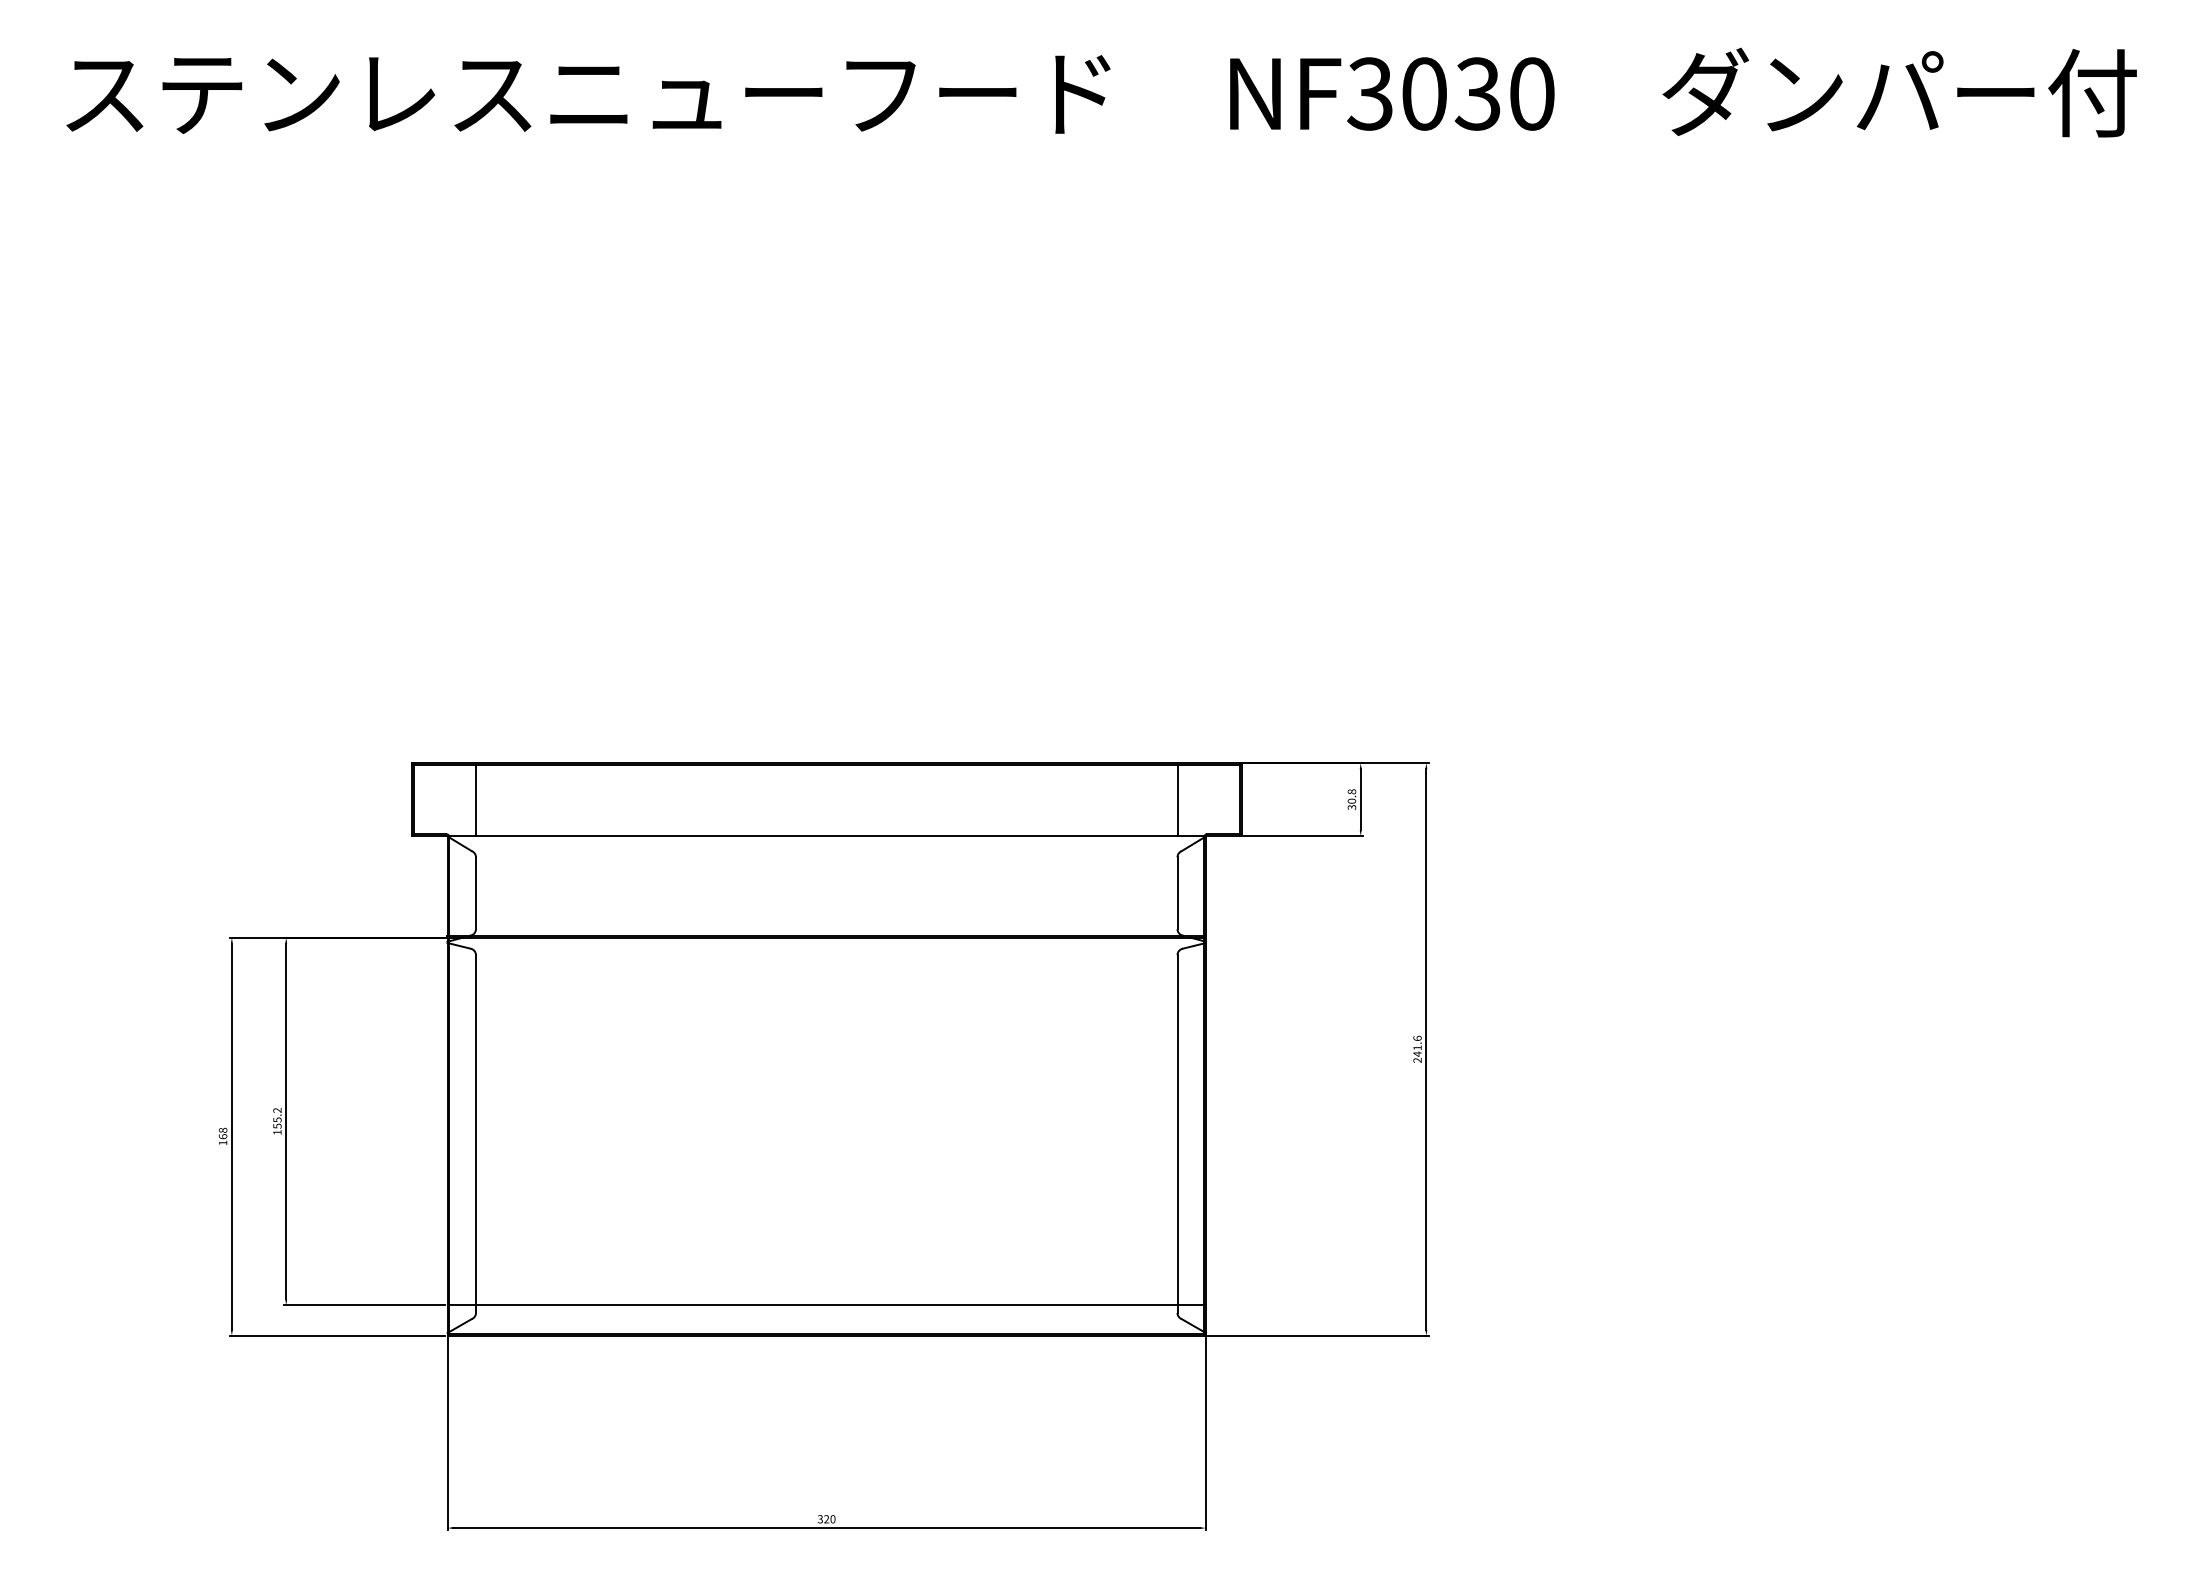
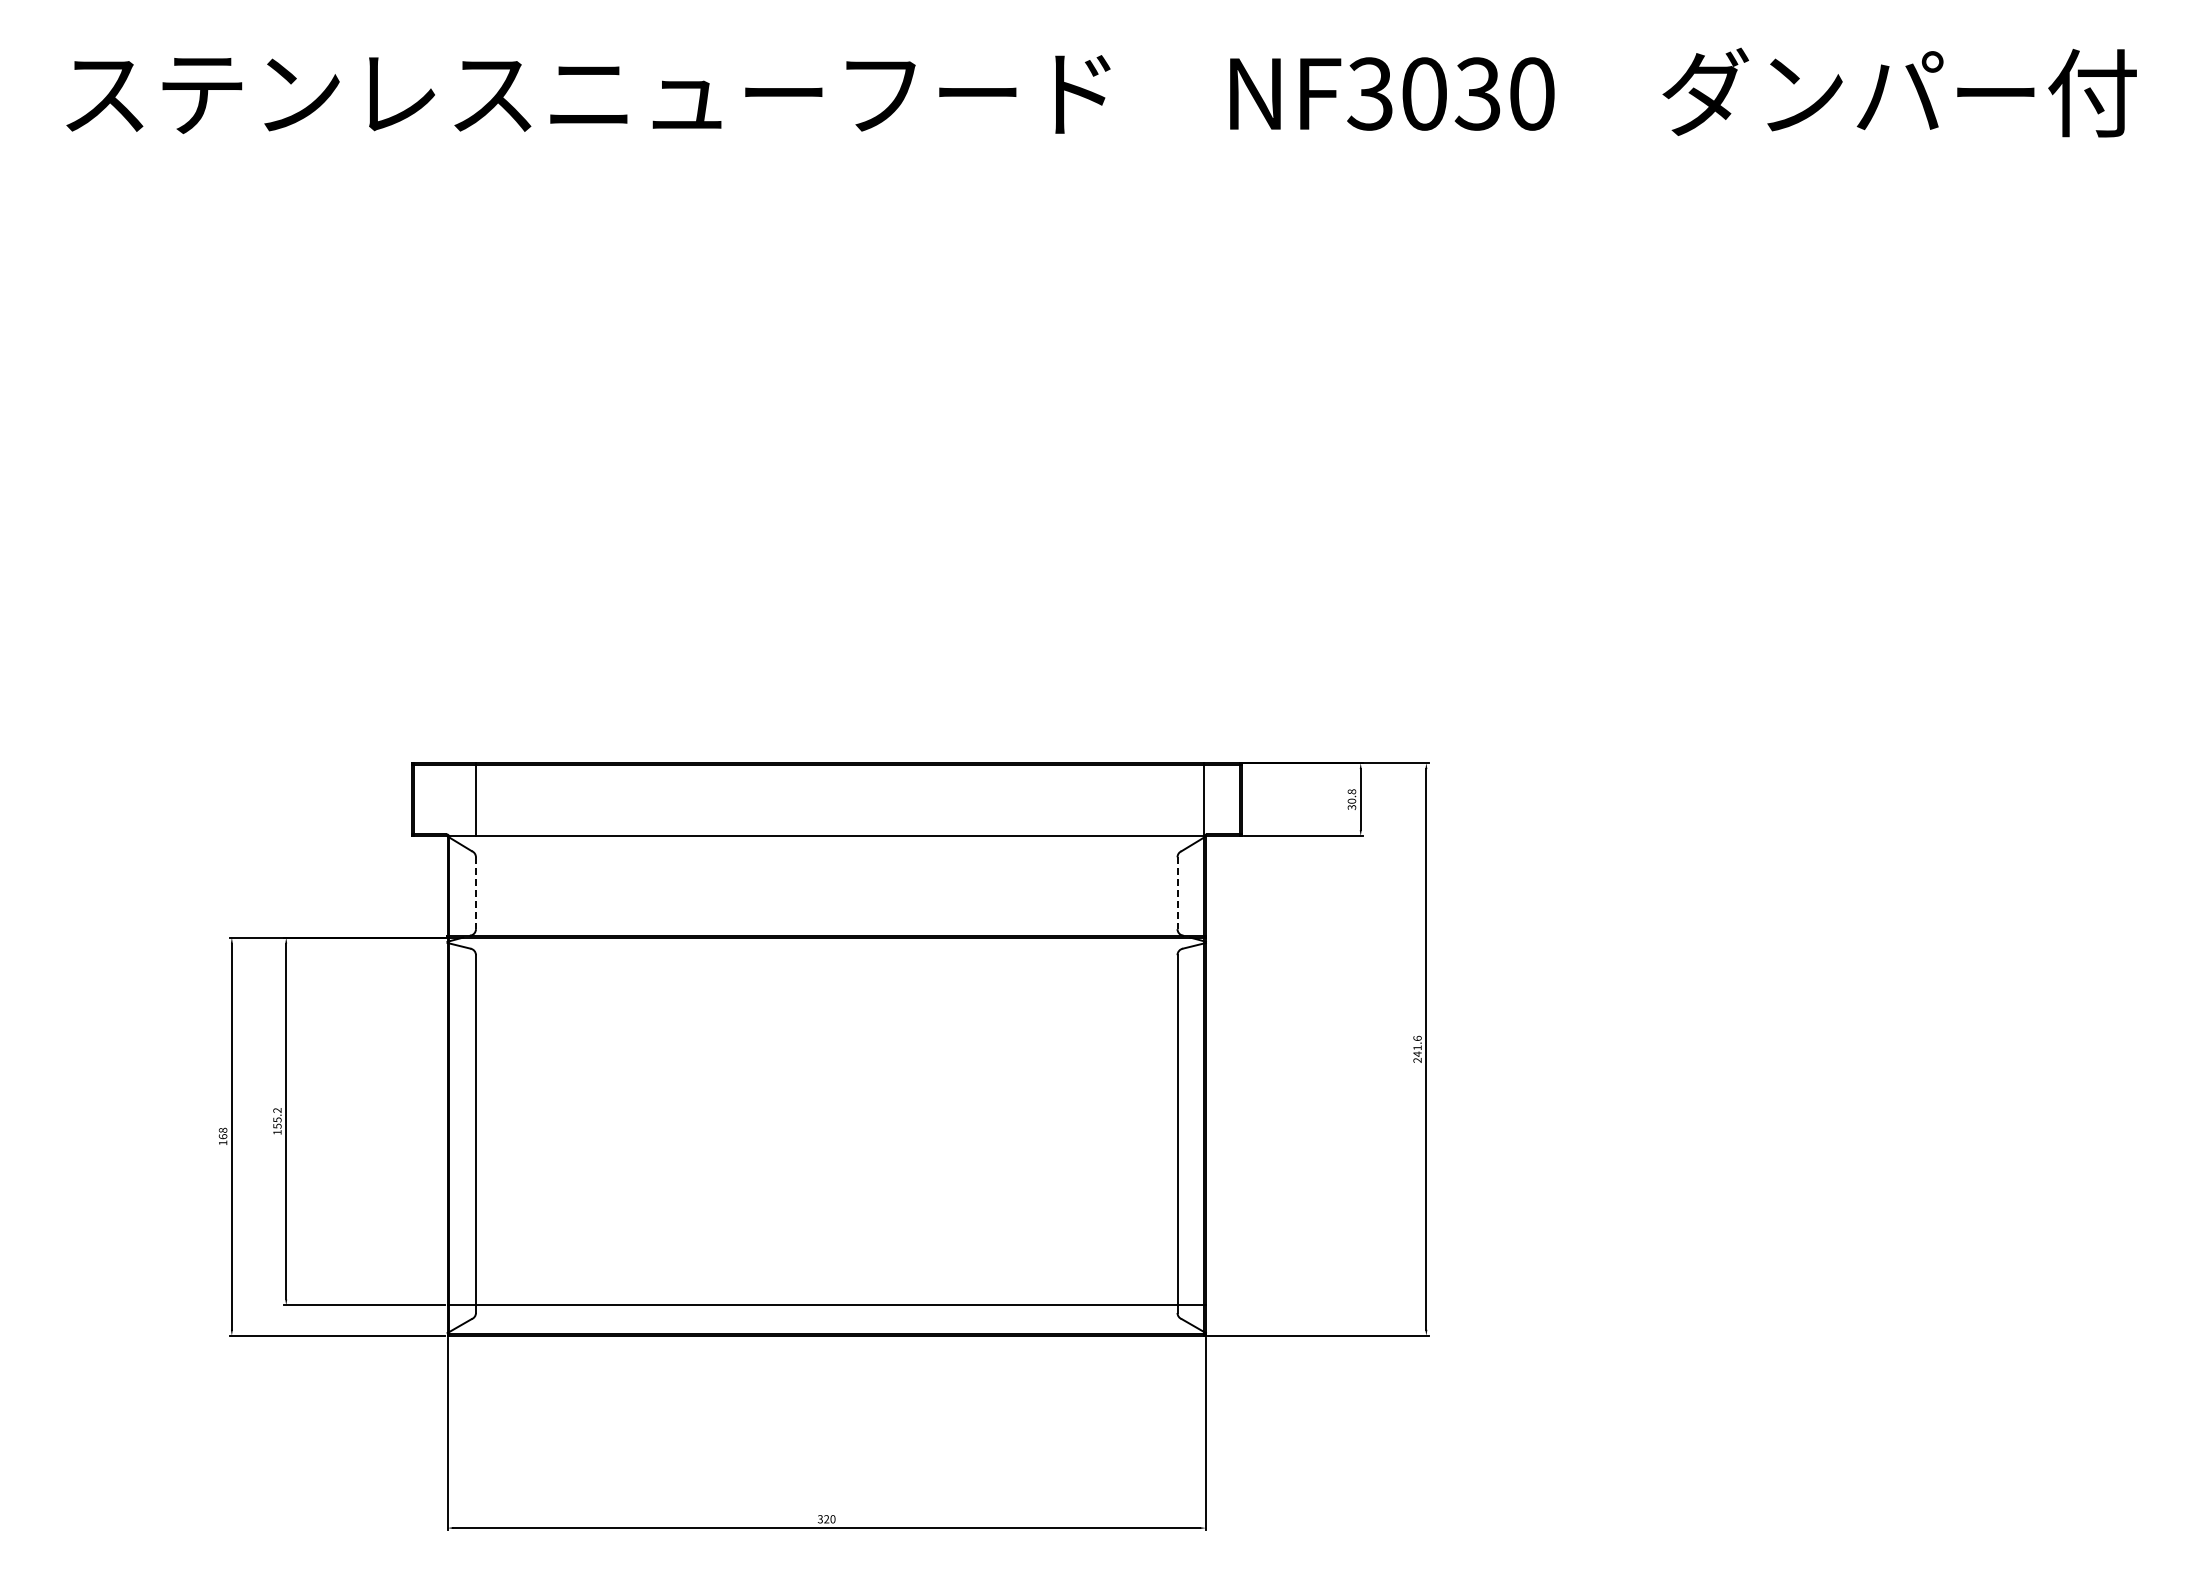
line position: (1177, 799) -> (1203, 799) (1203, 799)
line: solid -> dashed (475, 893)
line: solid -> dashed (1177, 893)
